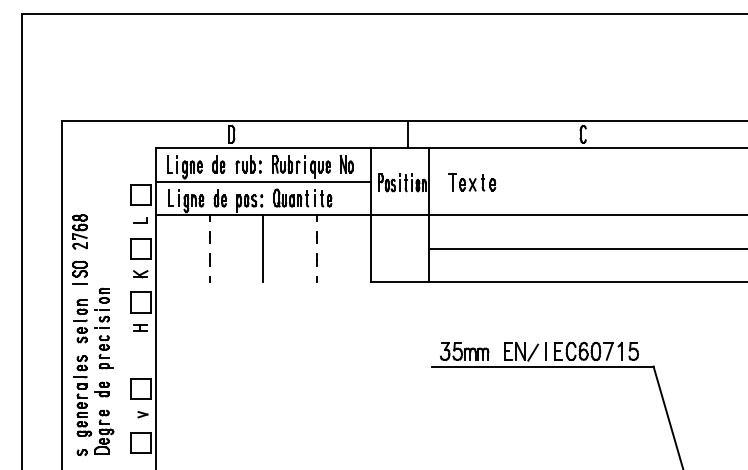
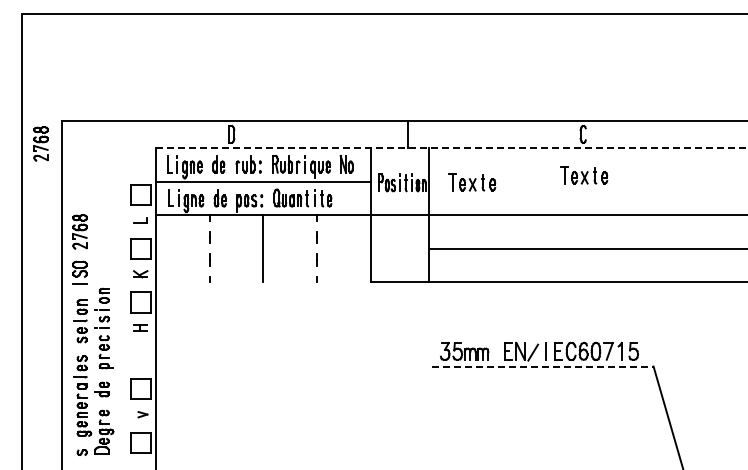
part: none -> present (40, 143)
line: solid -> dashed (452, 148)
part: none -> present (584, 175)
line: solid -> dashed (543, 366)
